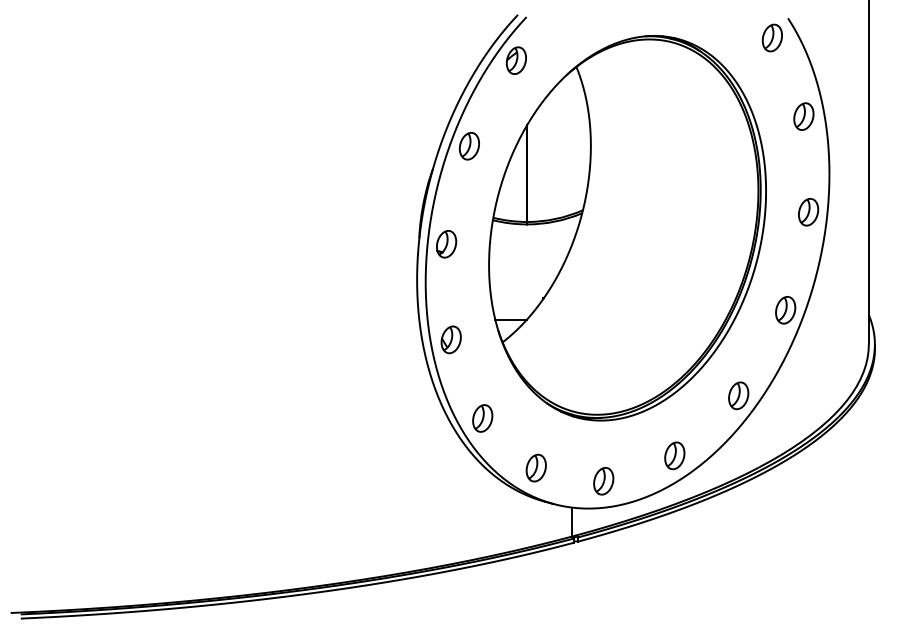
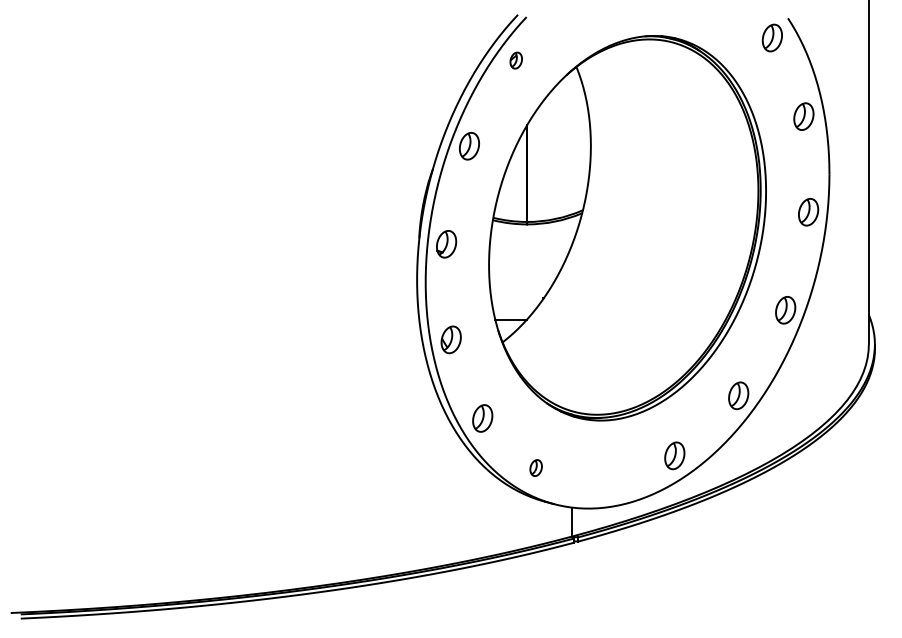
part size: 22x29 px -> 14x19 px (515, 60)
part size: 22x30 px -> 14x18 px (535, 467)
part: present -> none (603, 481)
